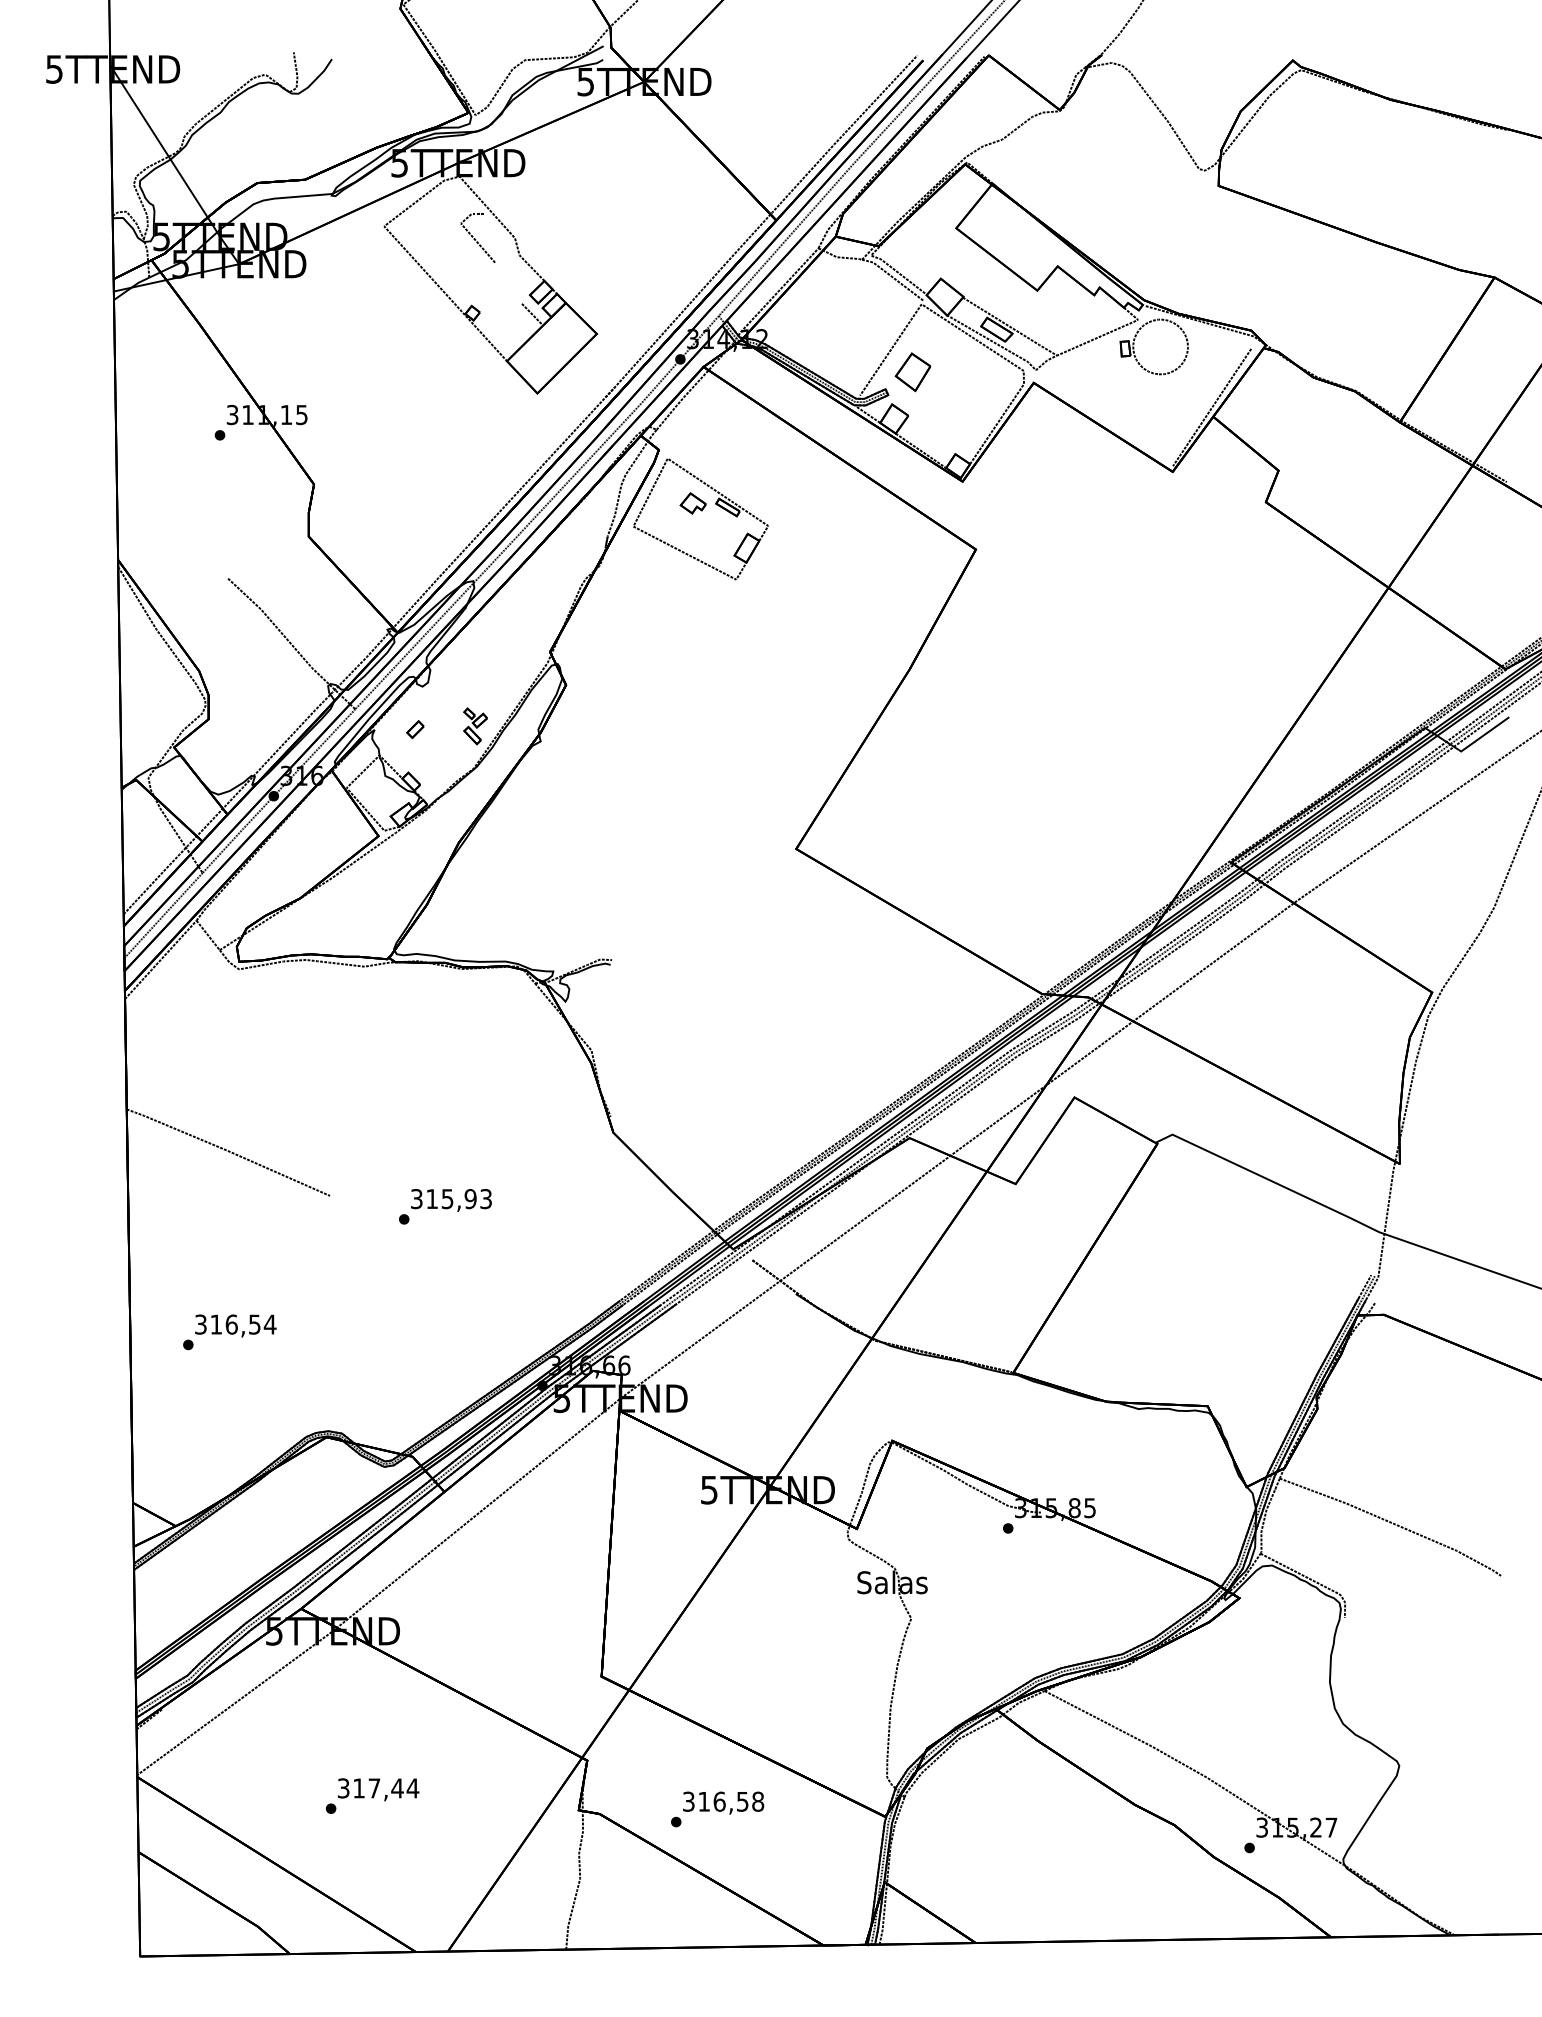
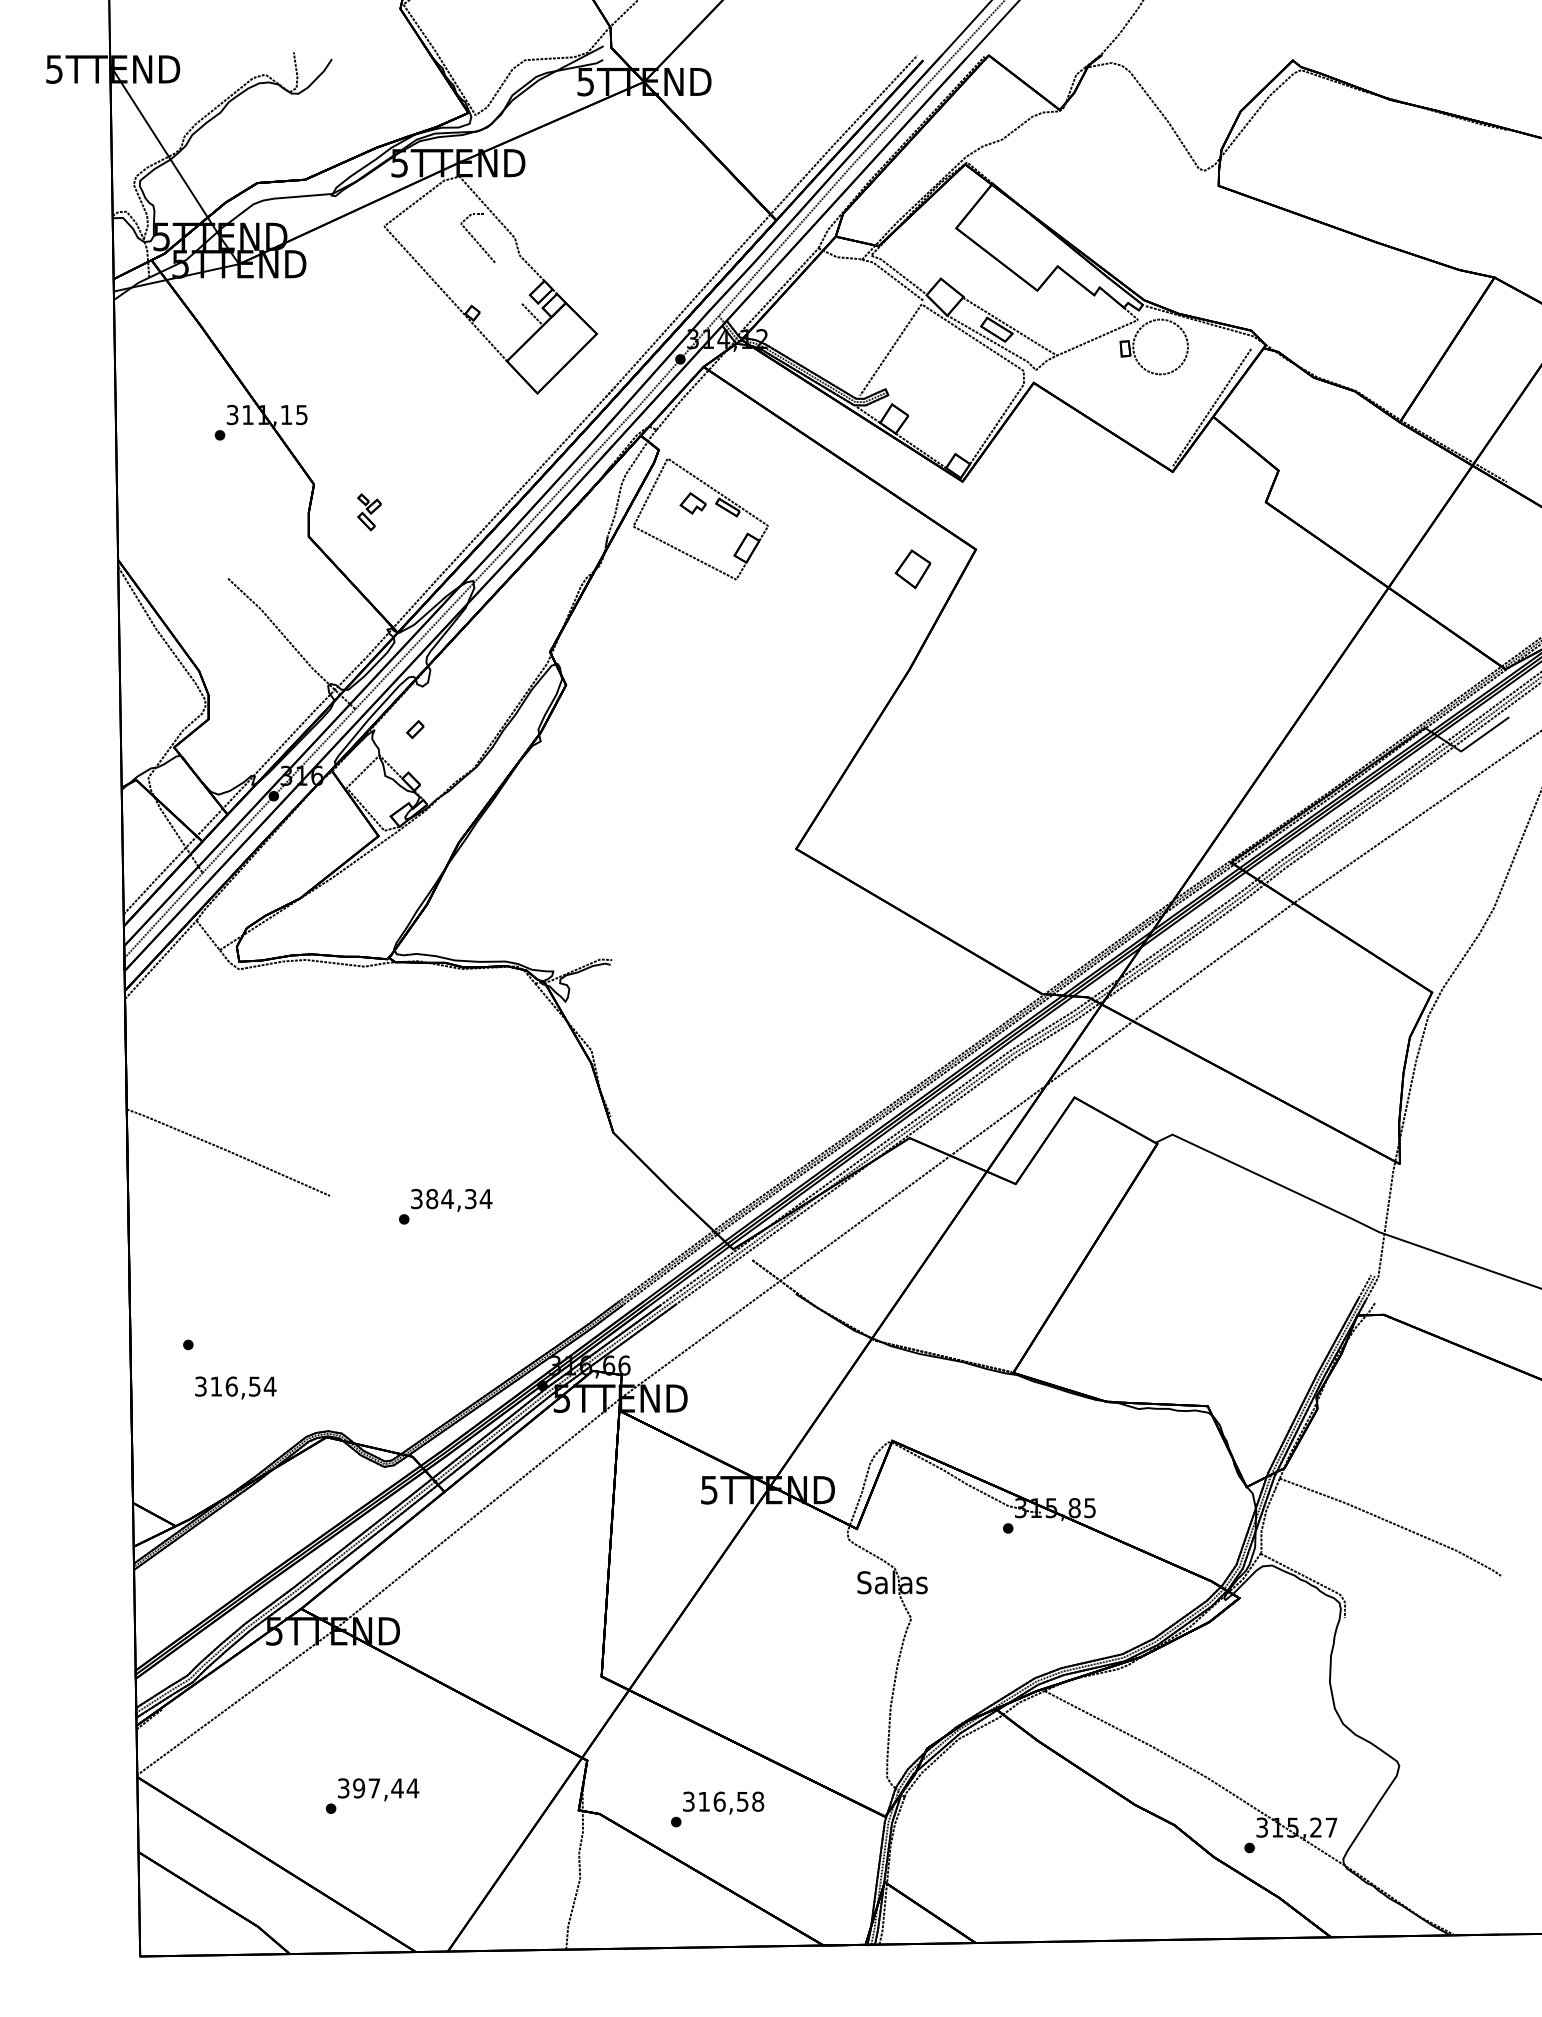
part position: (912, 372) -> (912, 569) (912, 569)
part position: (475, 726) -> (369, 512) (369, 512)
text: 315,93 -> 384,34 (459, 1199)
text position: (235, 1325) -> (235, 1387) (235, 1387)
text: 317,44 -> 397,44 (359, 1788)
